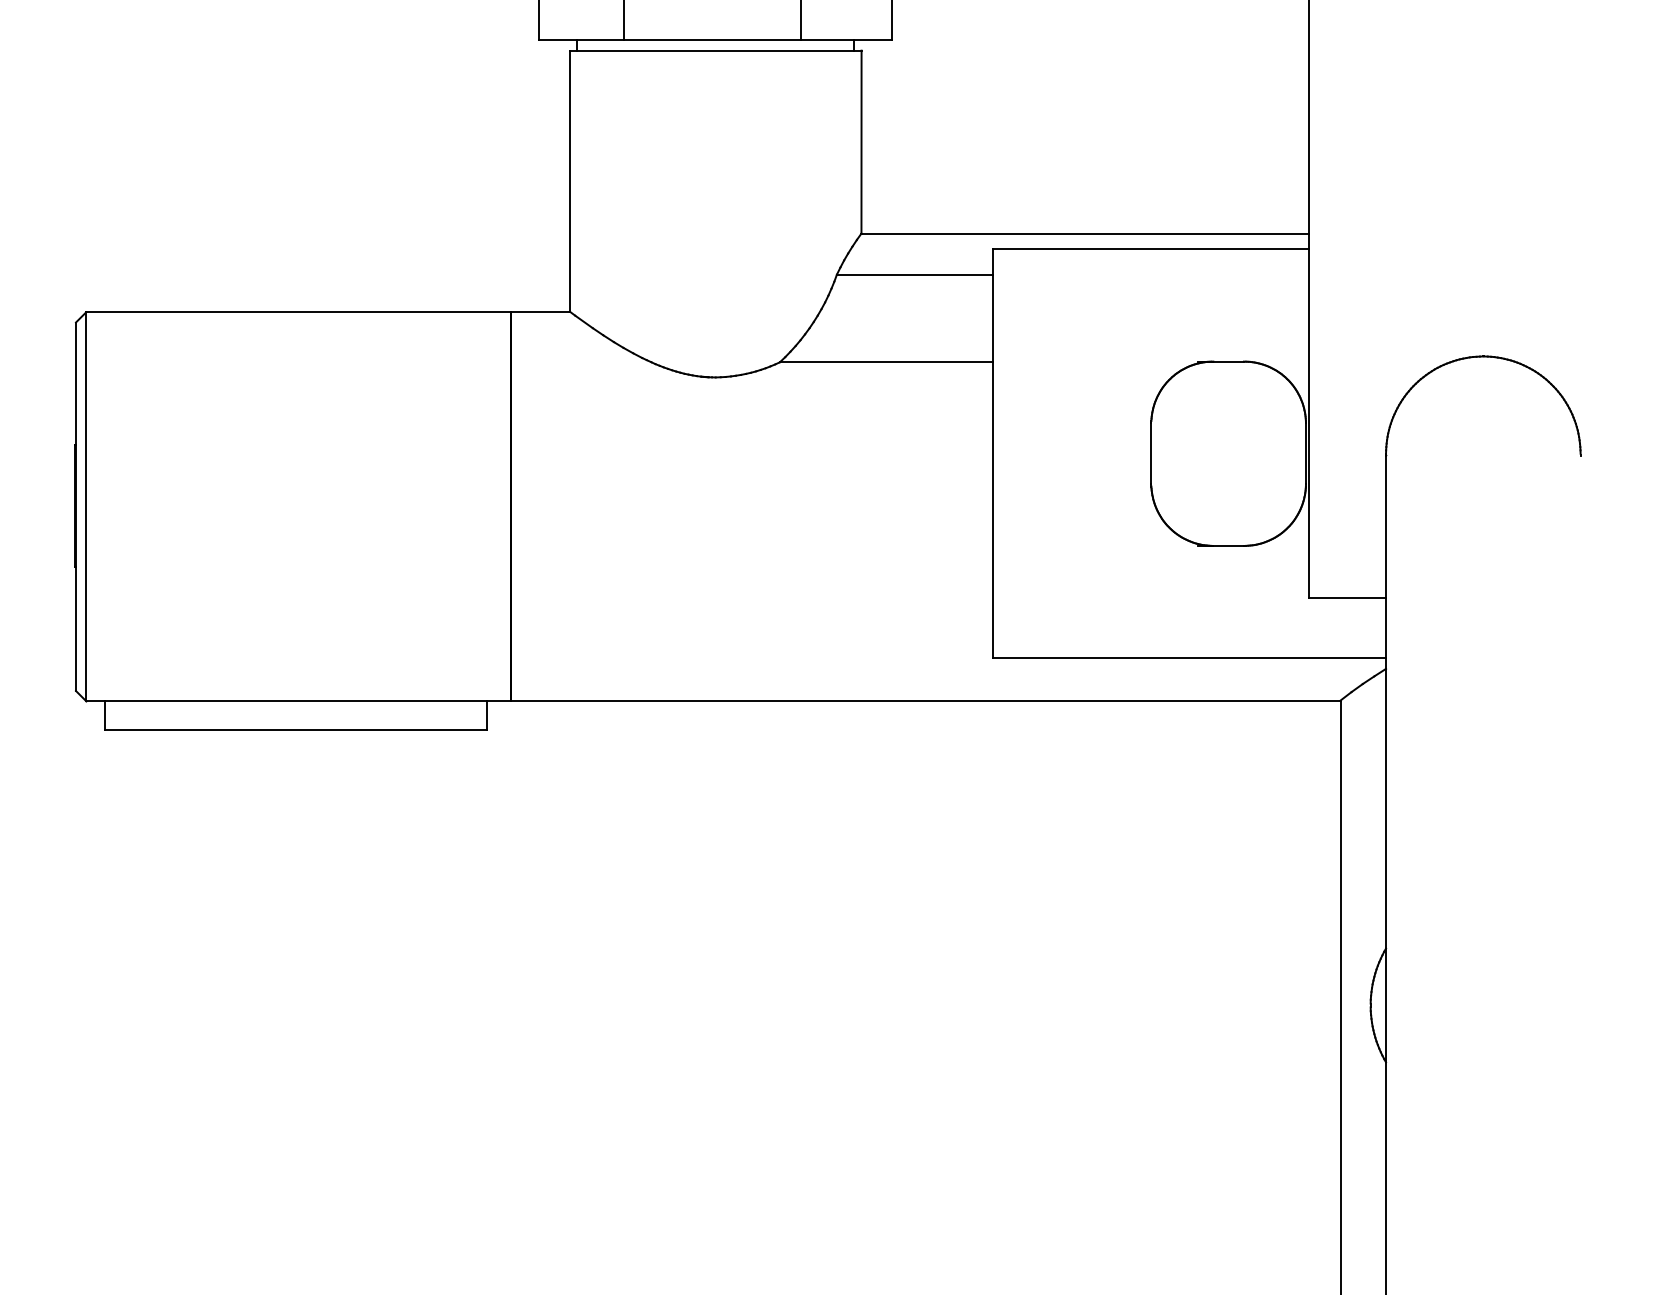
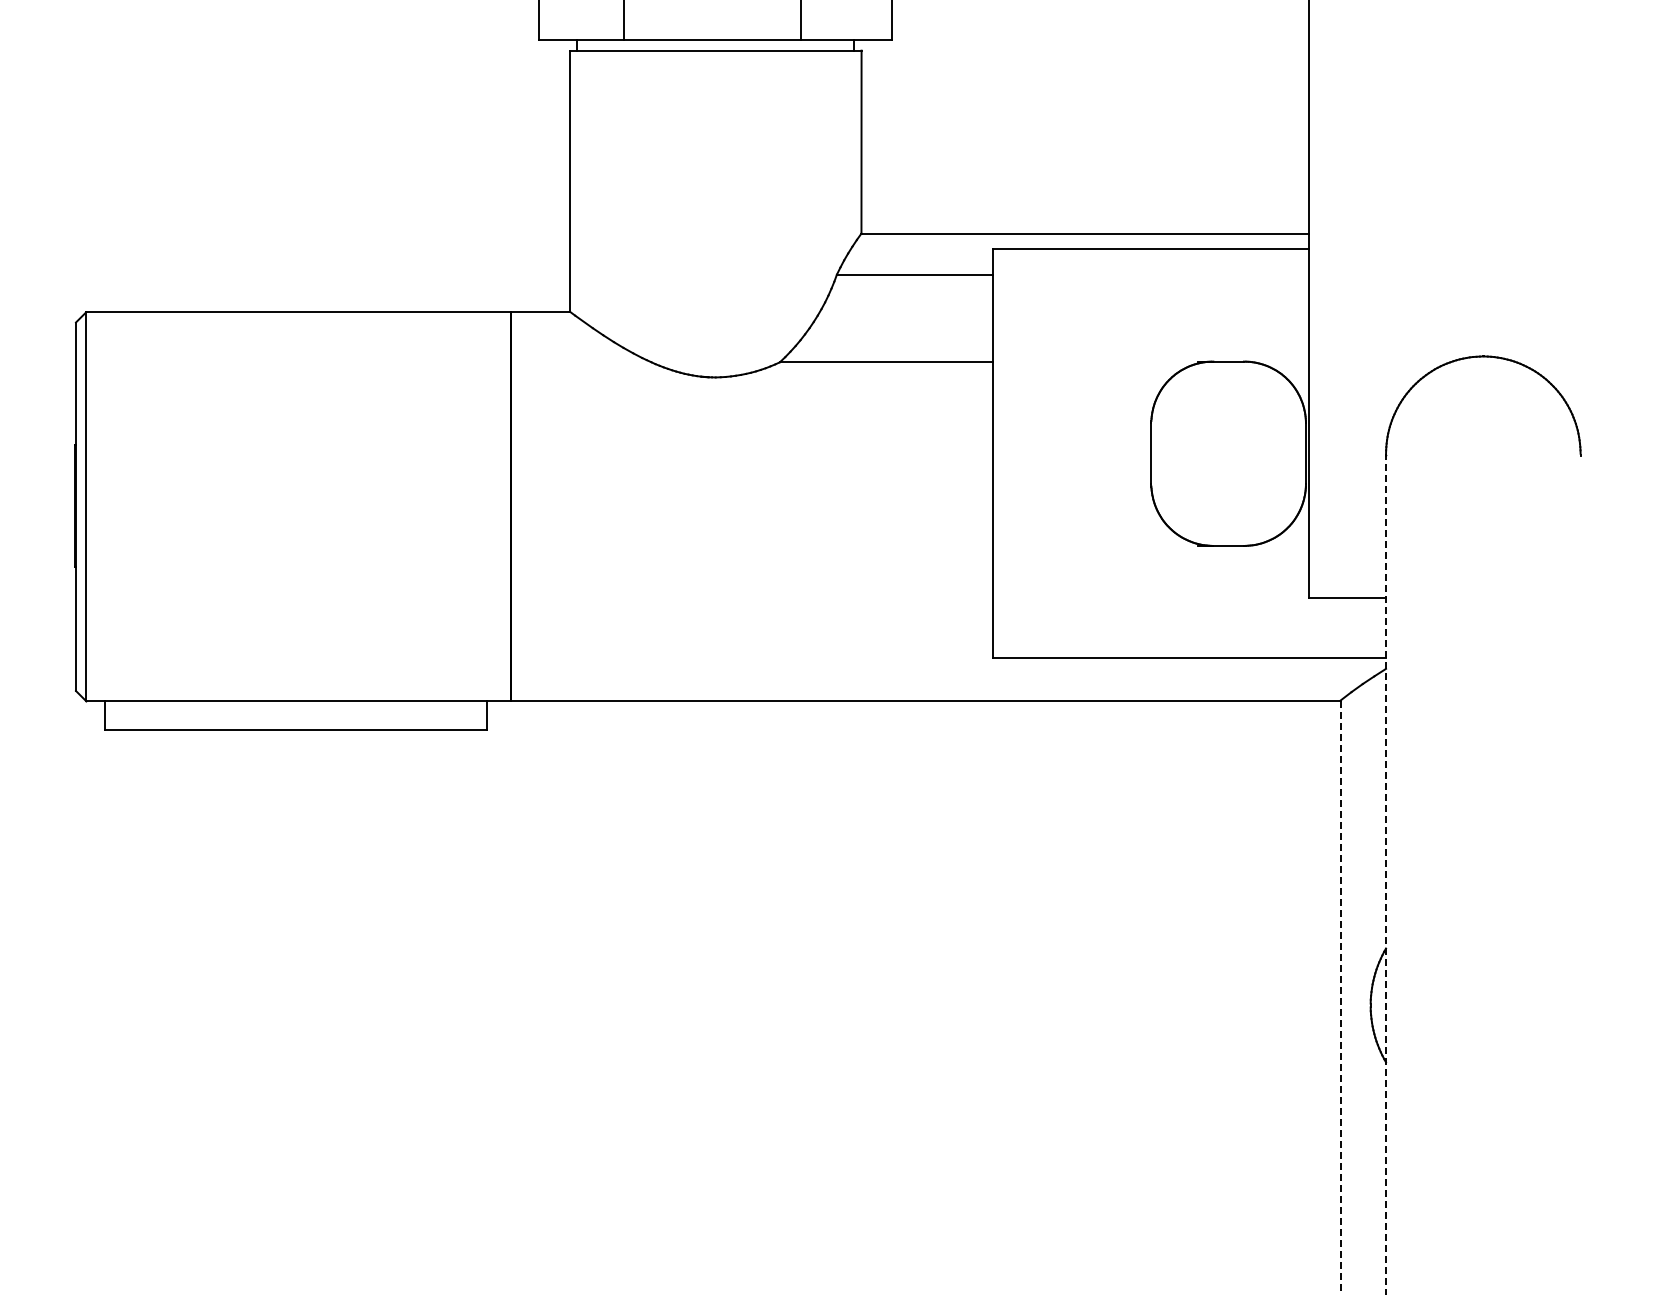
line: solid -> dashed (1386, 873)
line: solid -> dashed (1340, 997)
